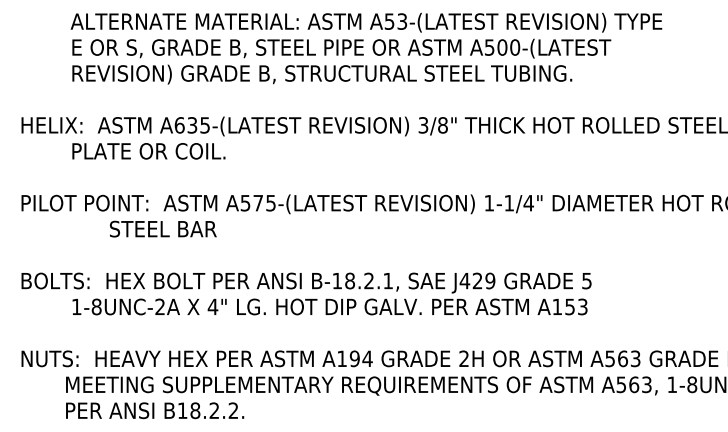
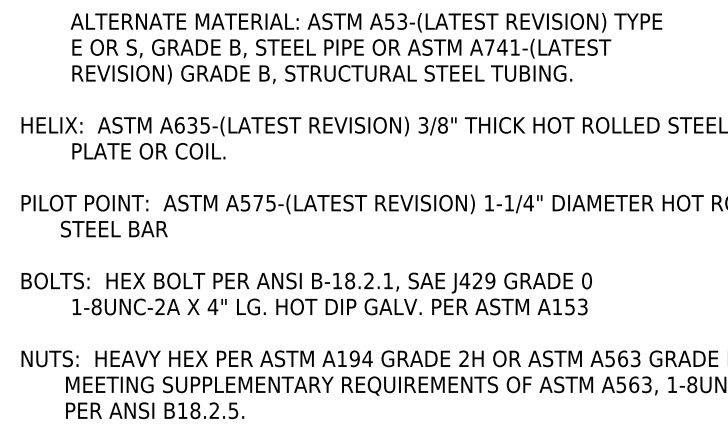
text: A500-(LATEST -> A741-(LATEST (502, 47)
text position: (163, 228) -> (114, 228) (114, 228)
text: 5 -> 0 (586, 280)
text: B18.2.2. -> B18.2.5. (233, 410)
